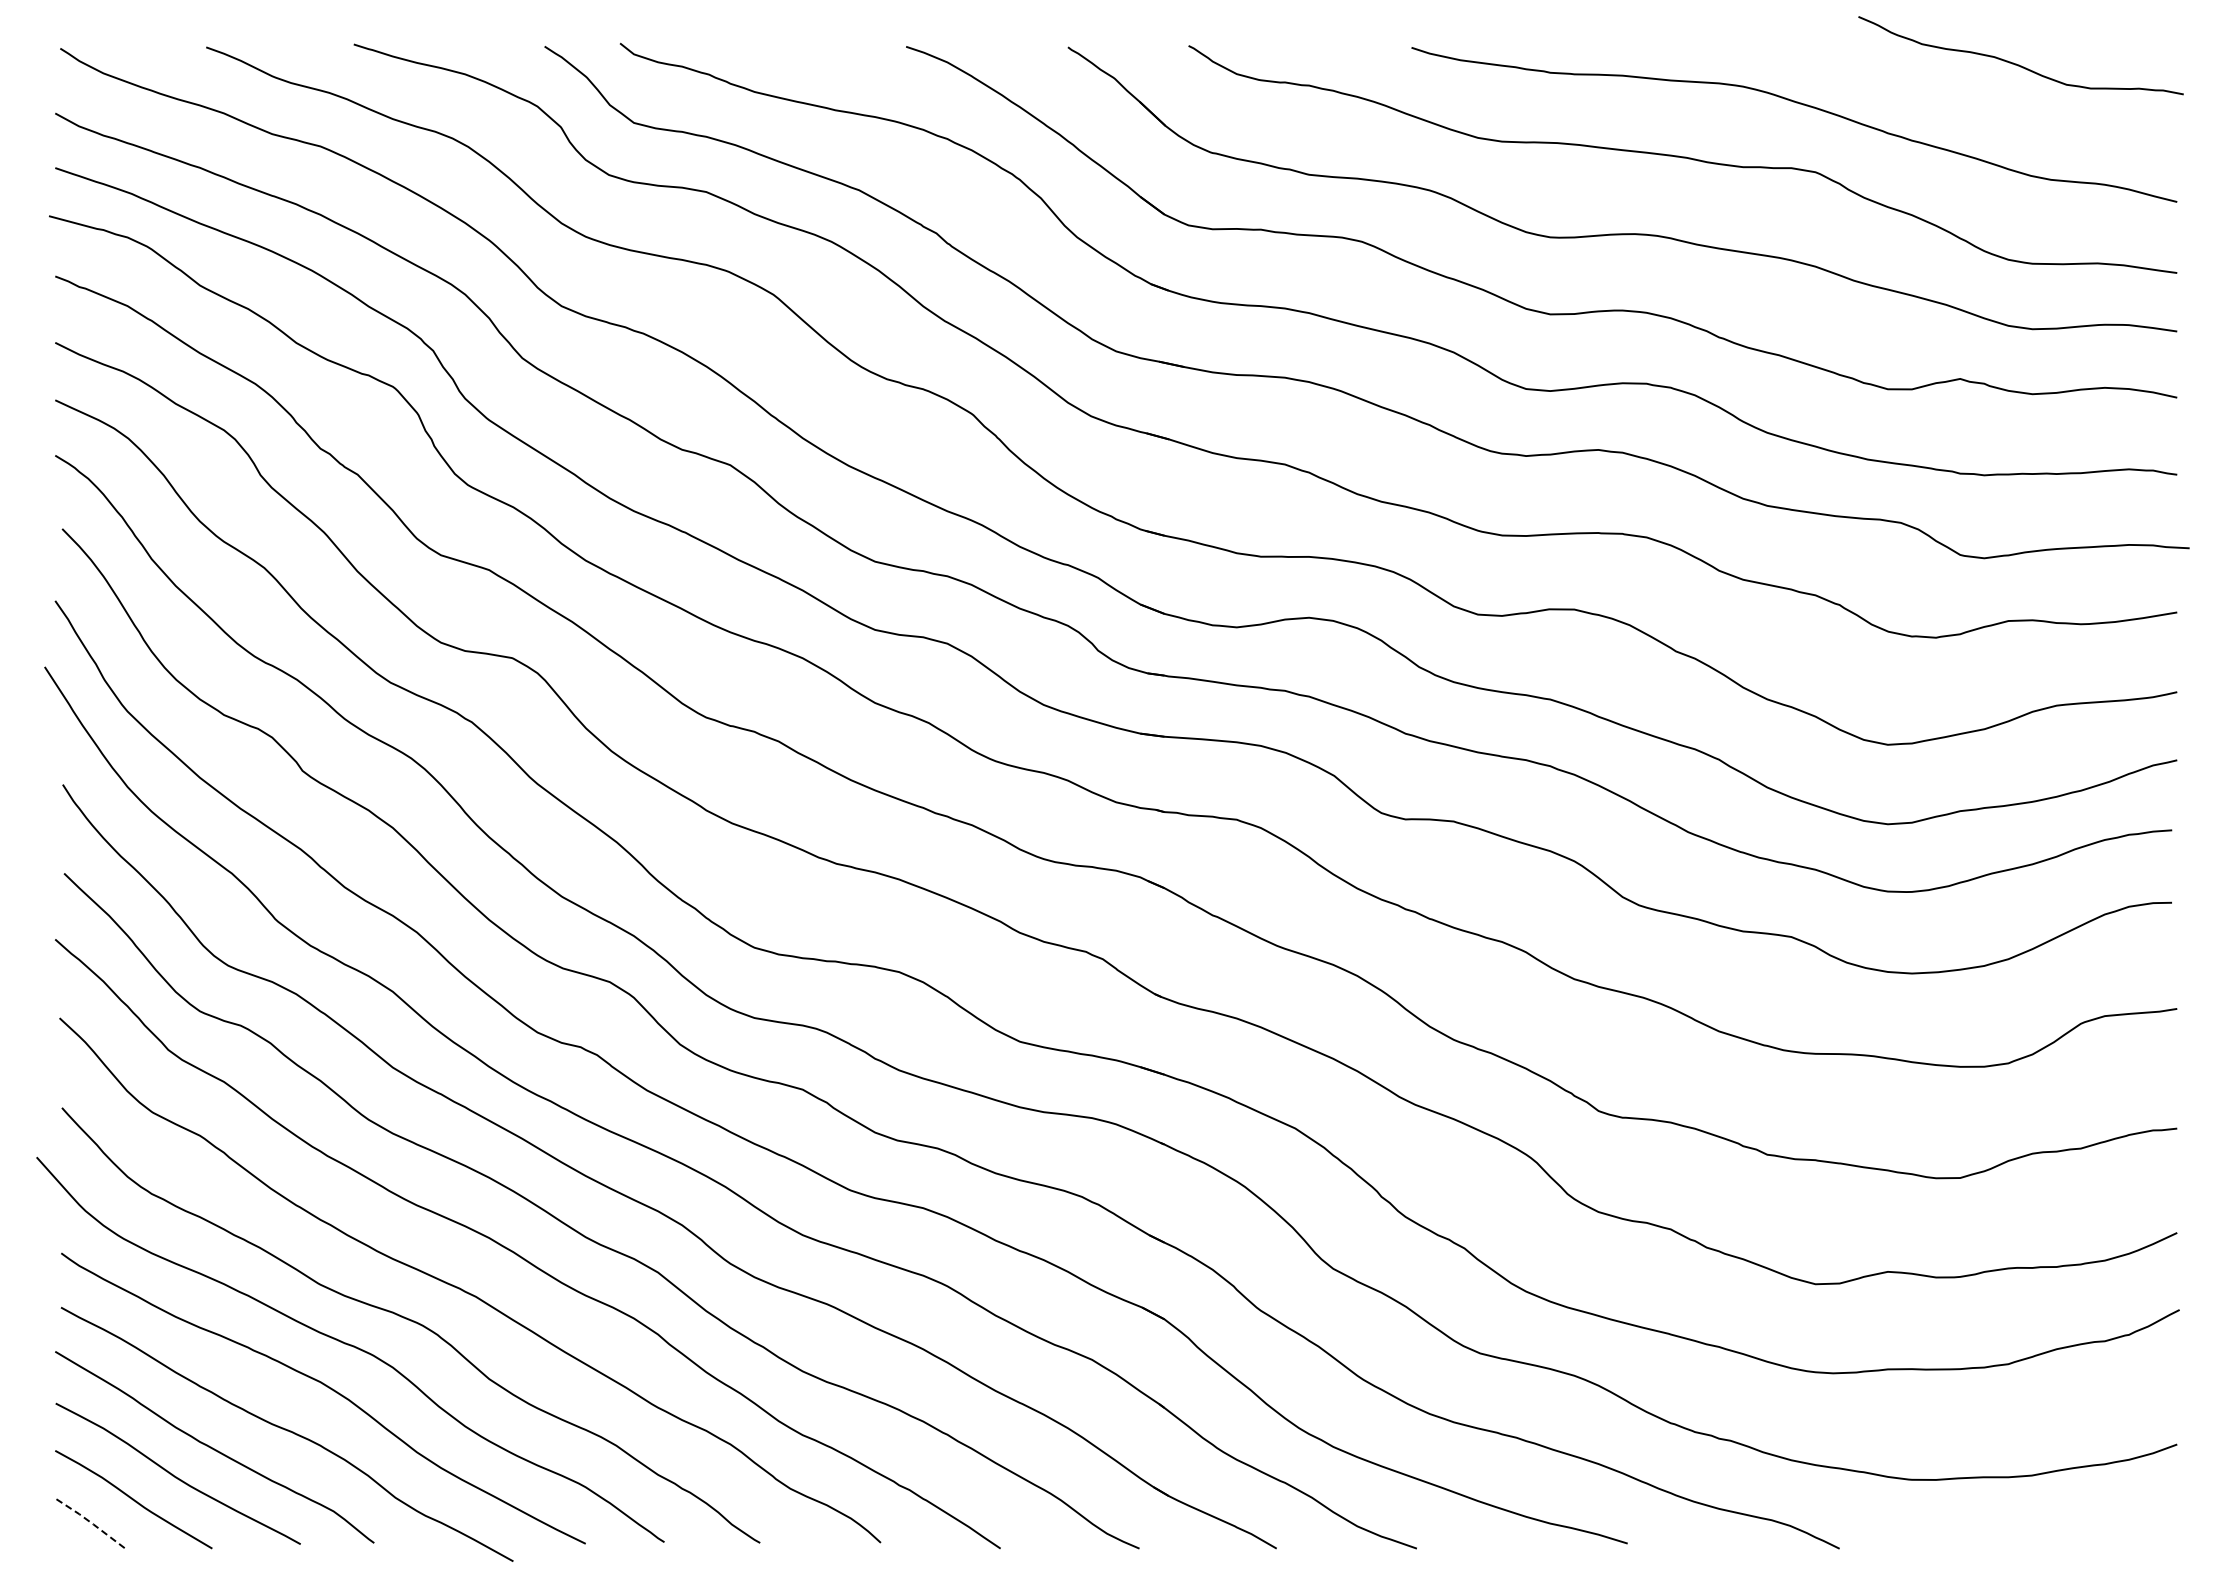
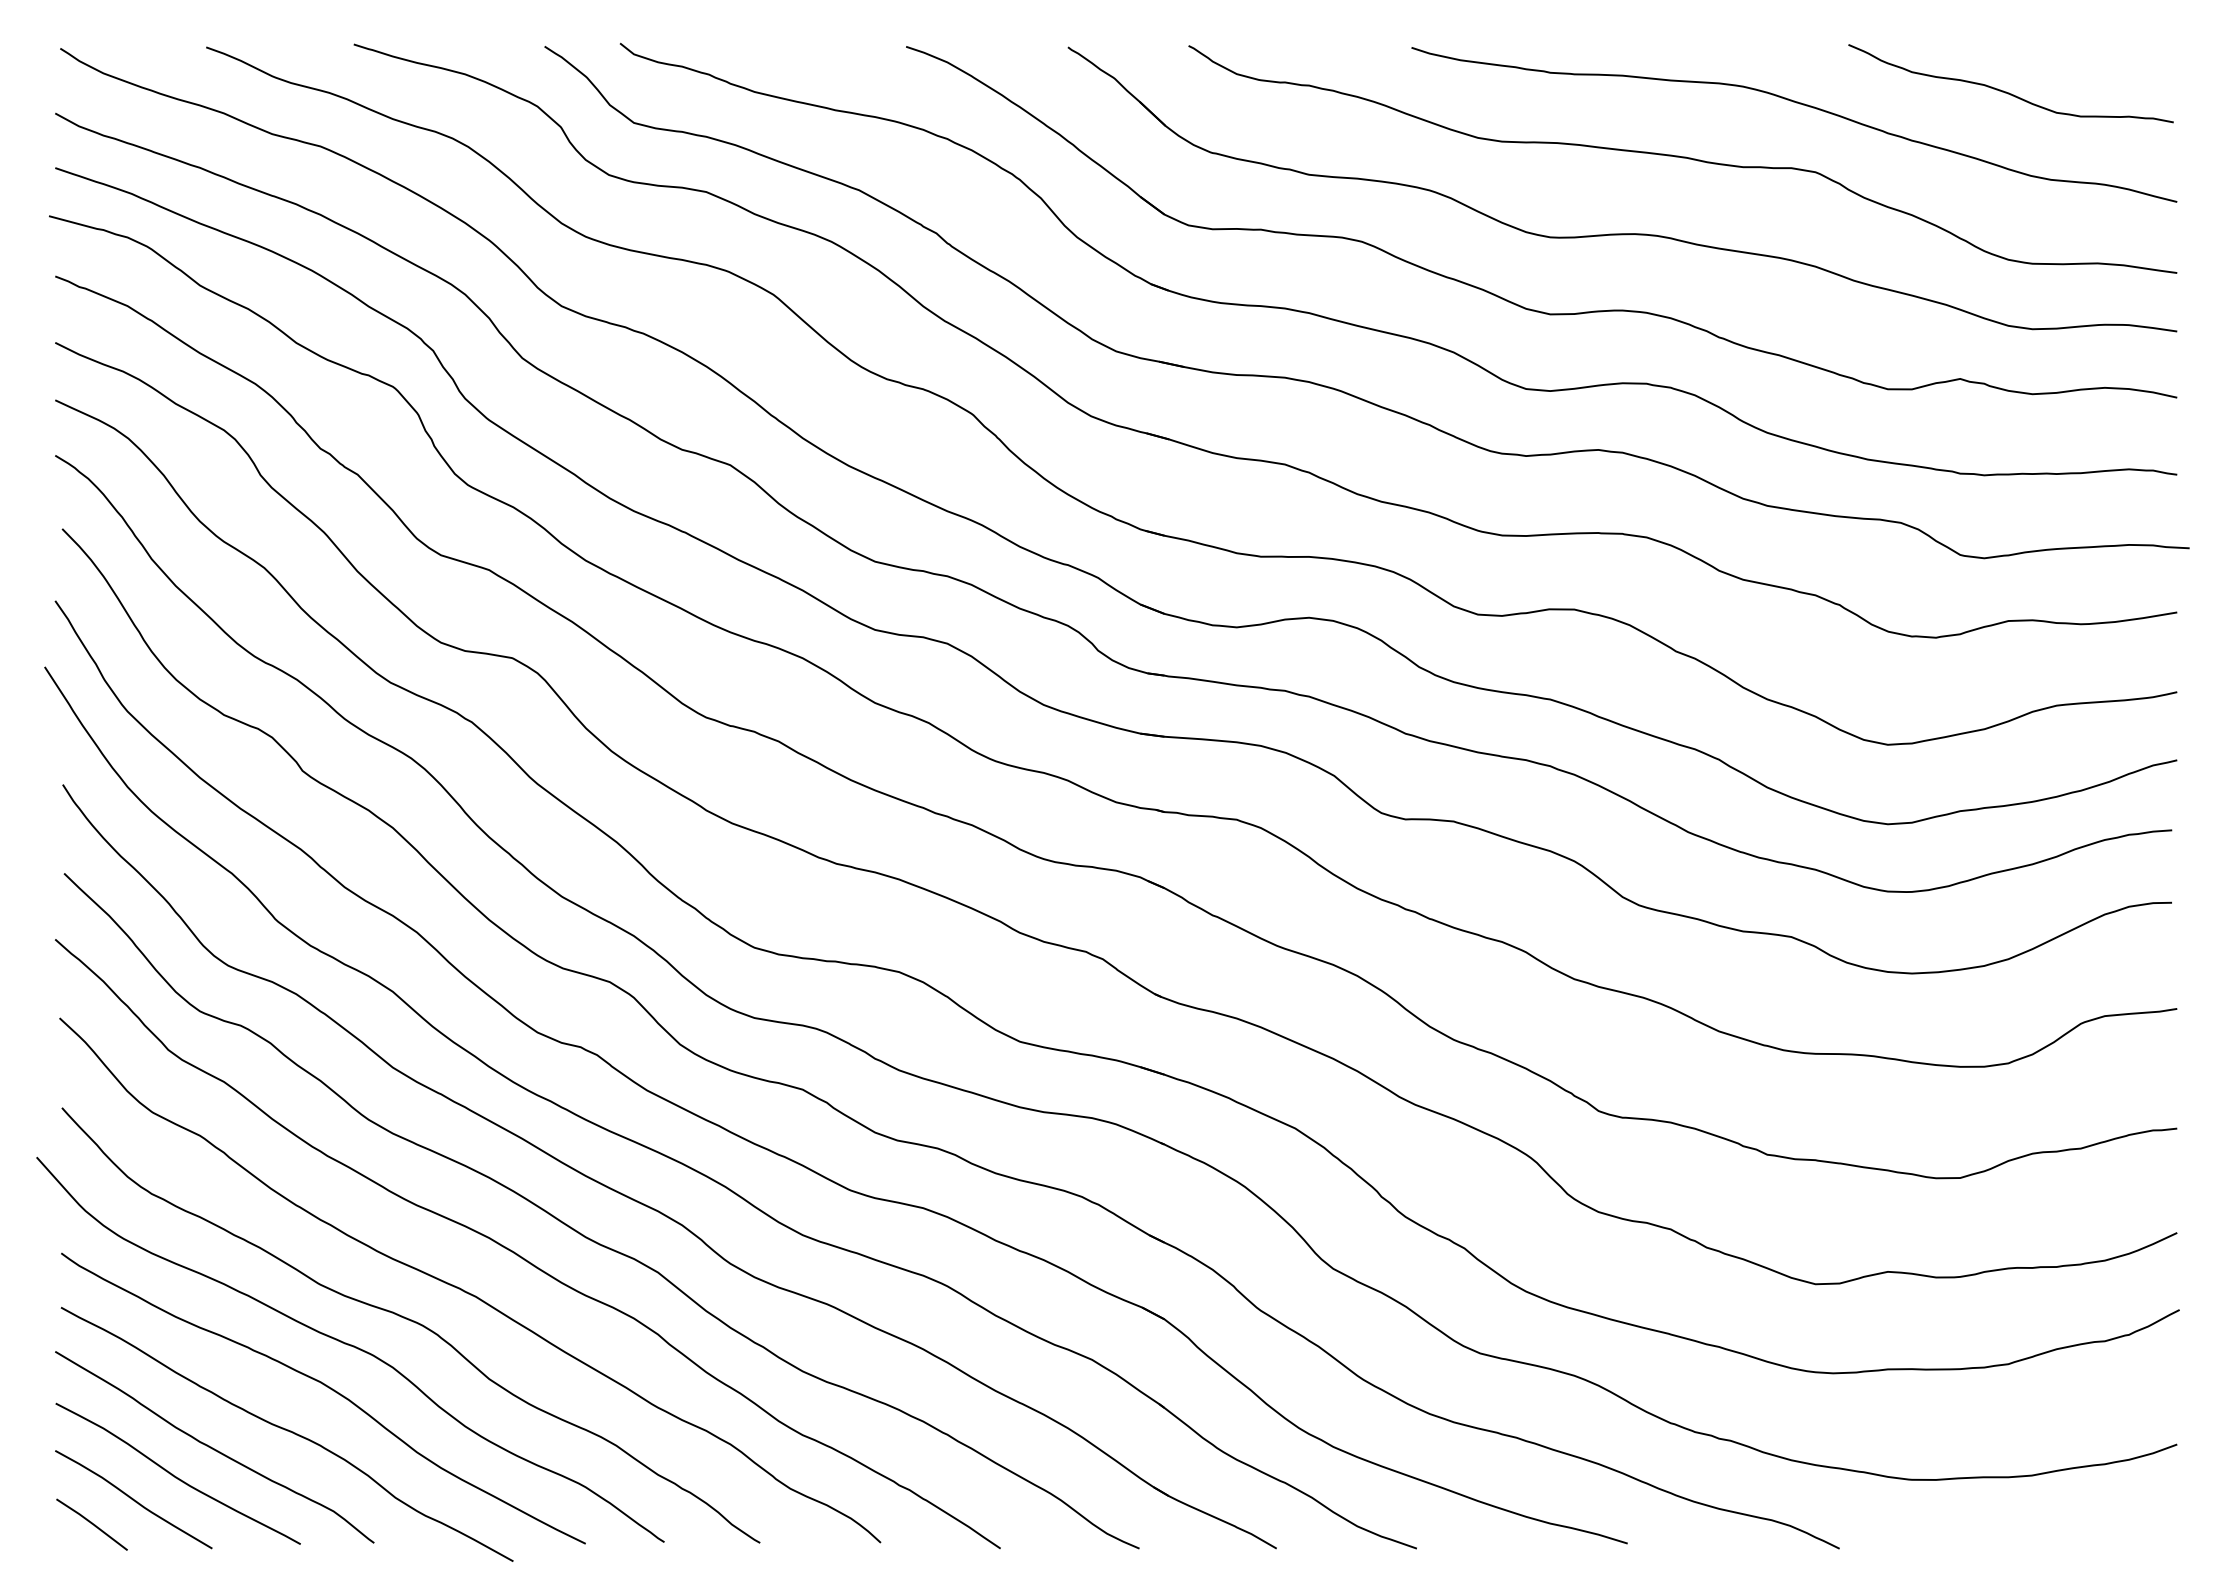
curve position: (2016, 63) -> (2006, 91) (2006, 91)
line: dashed -> solid (92, 1523)
